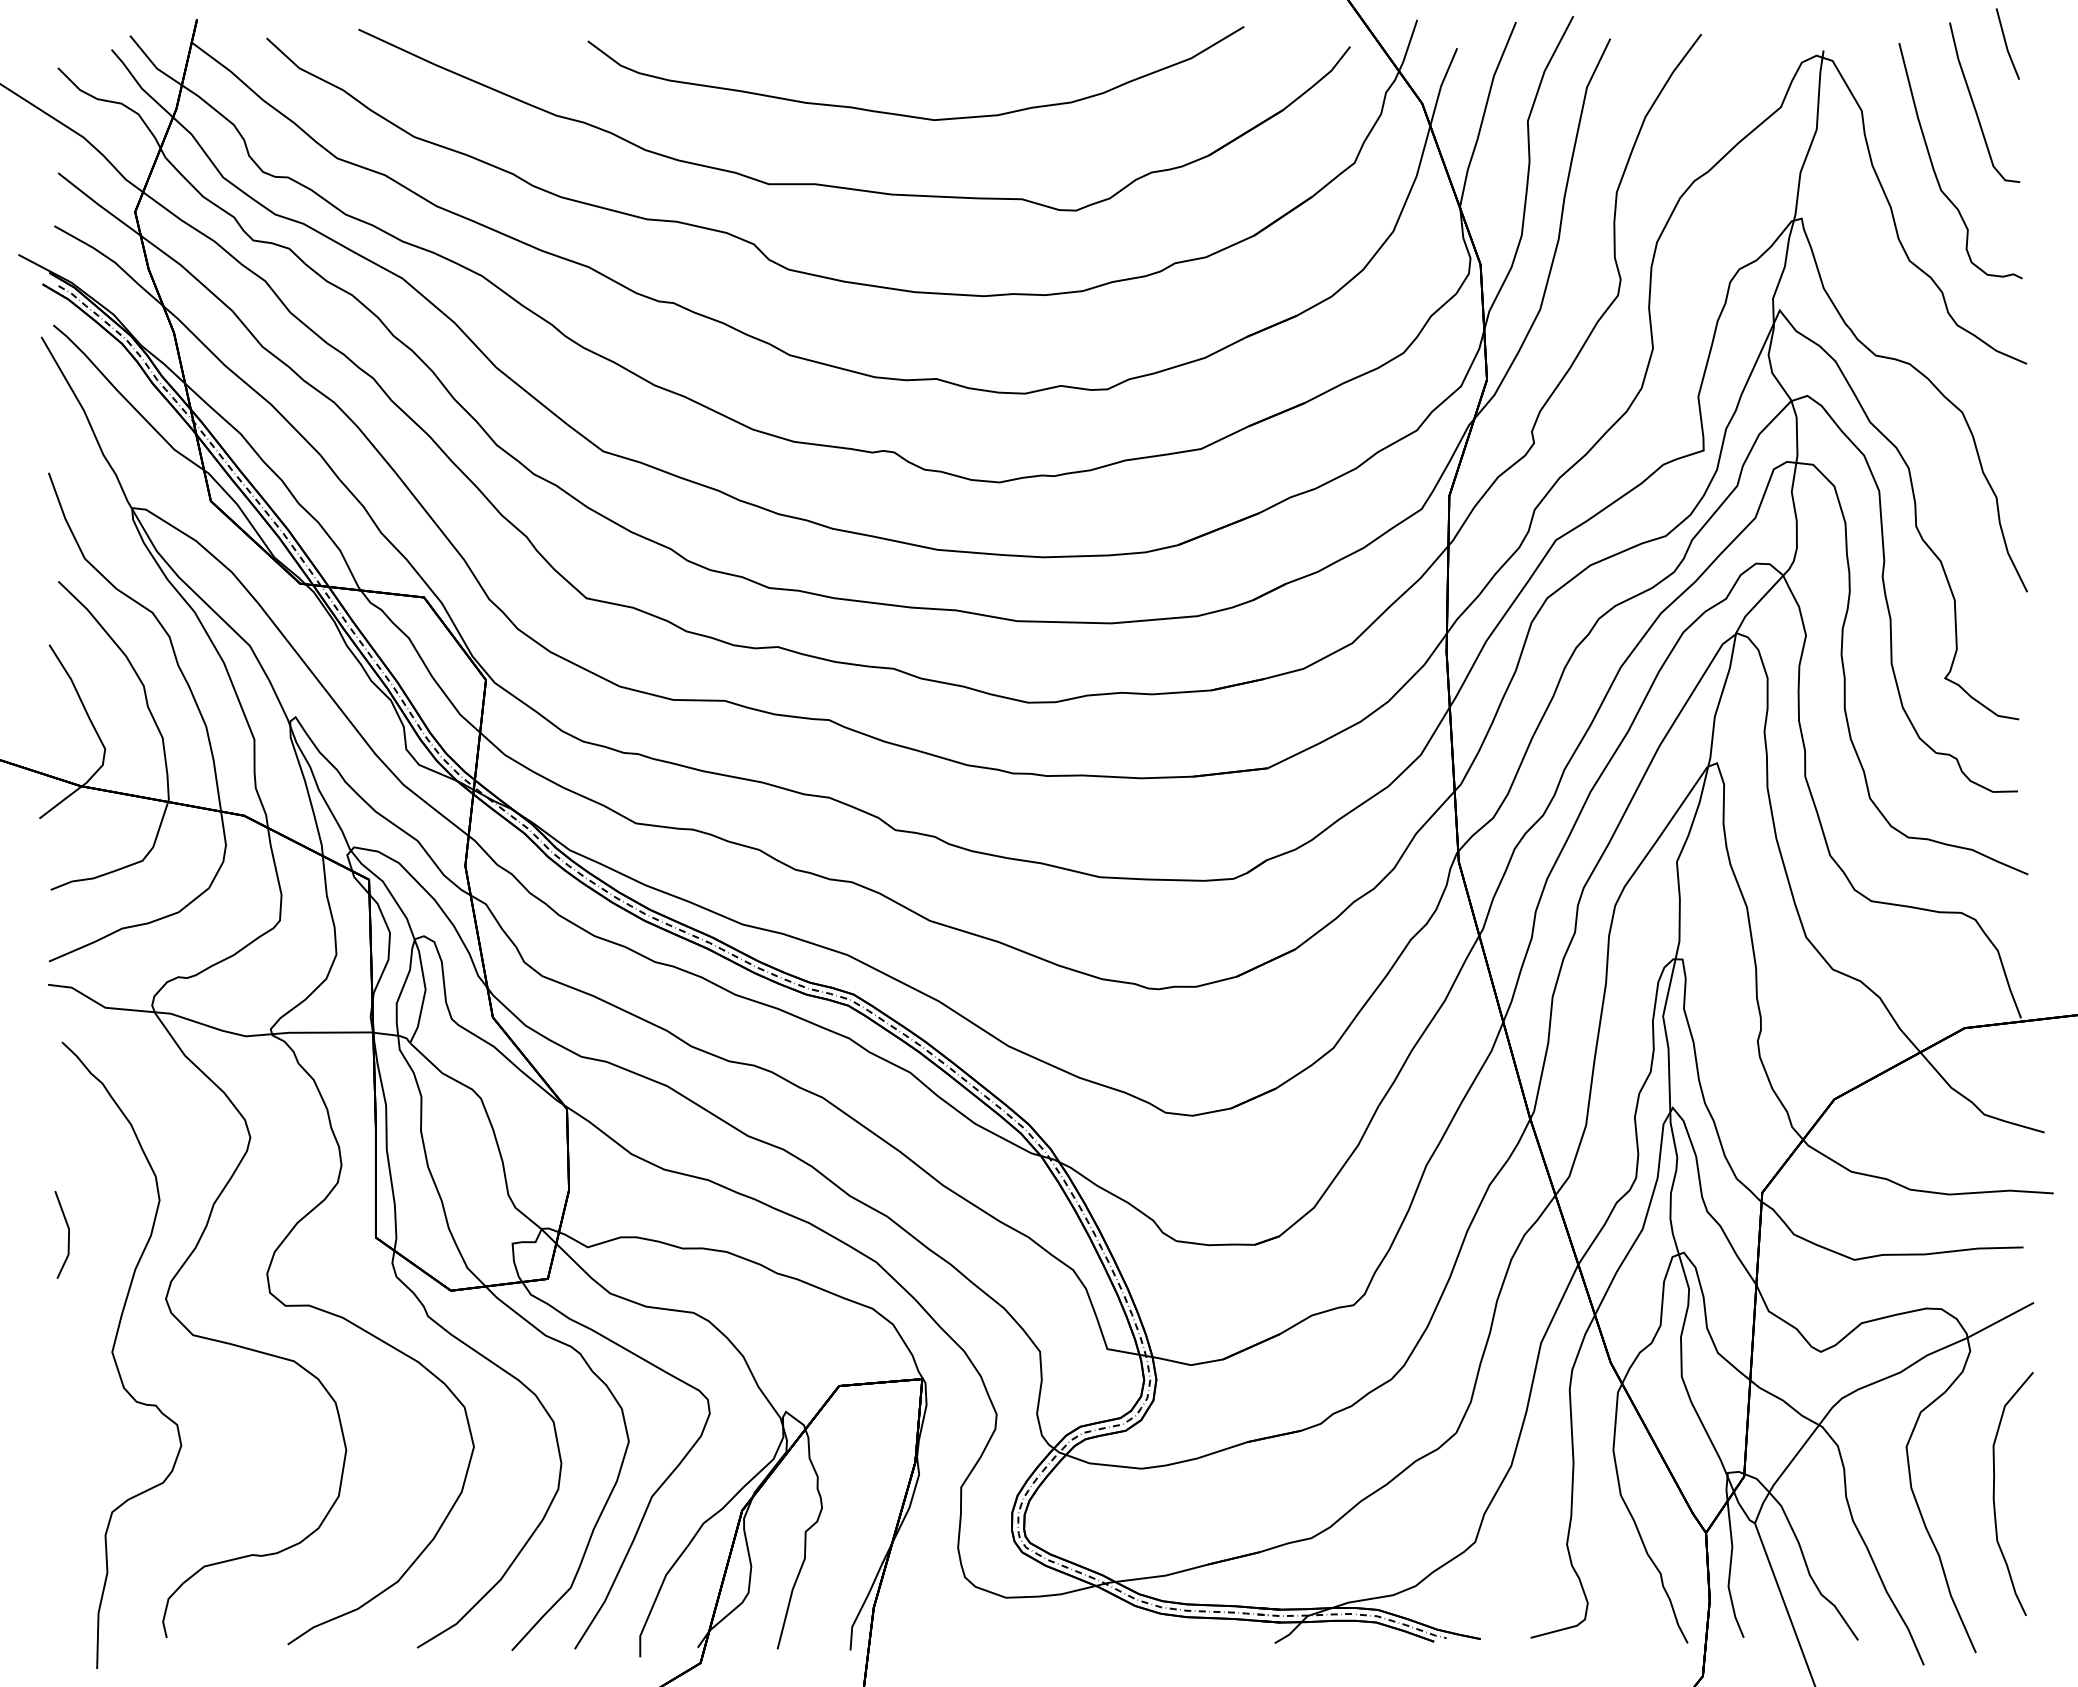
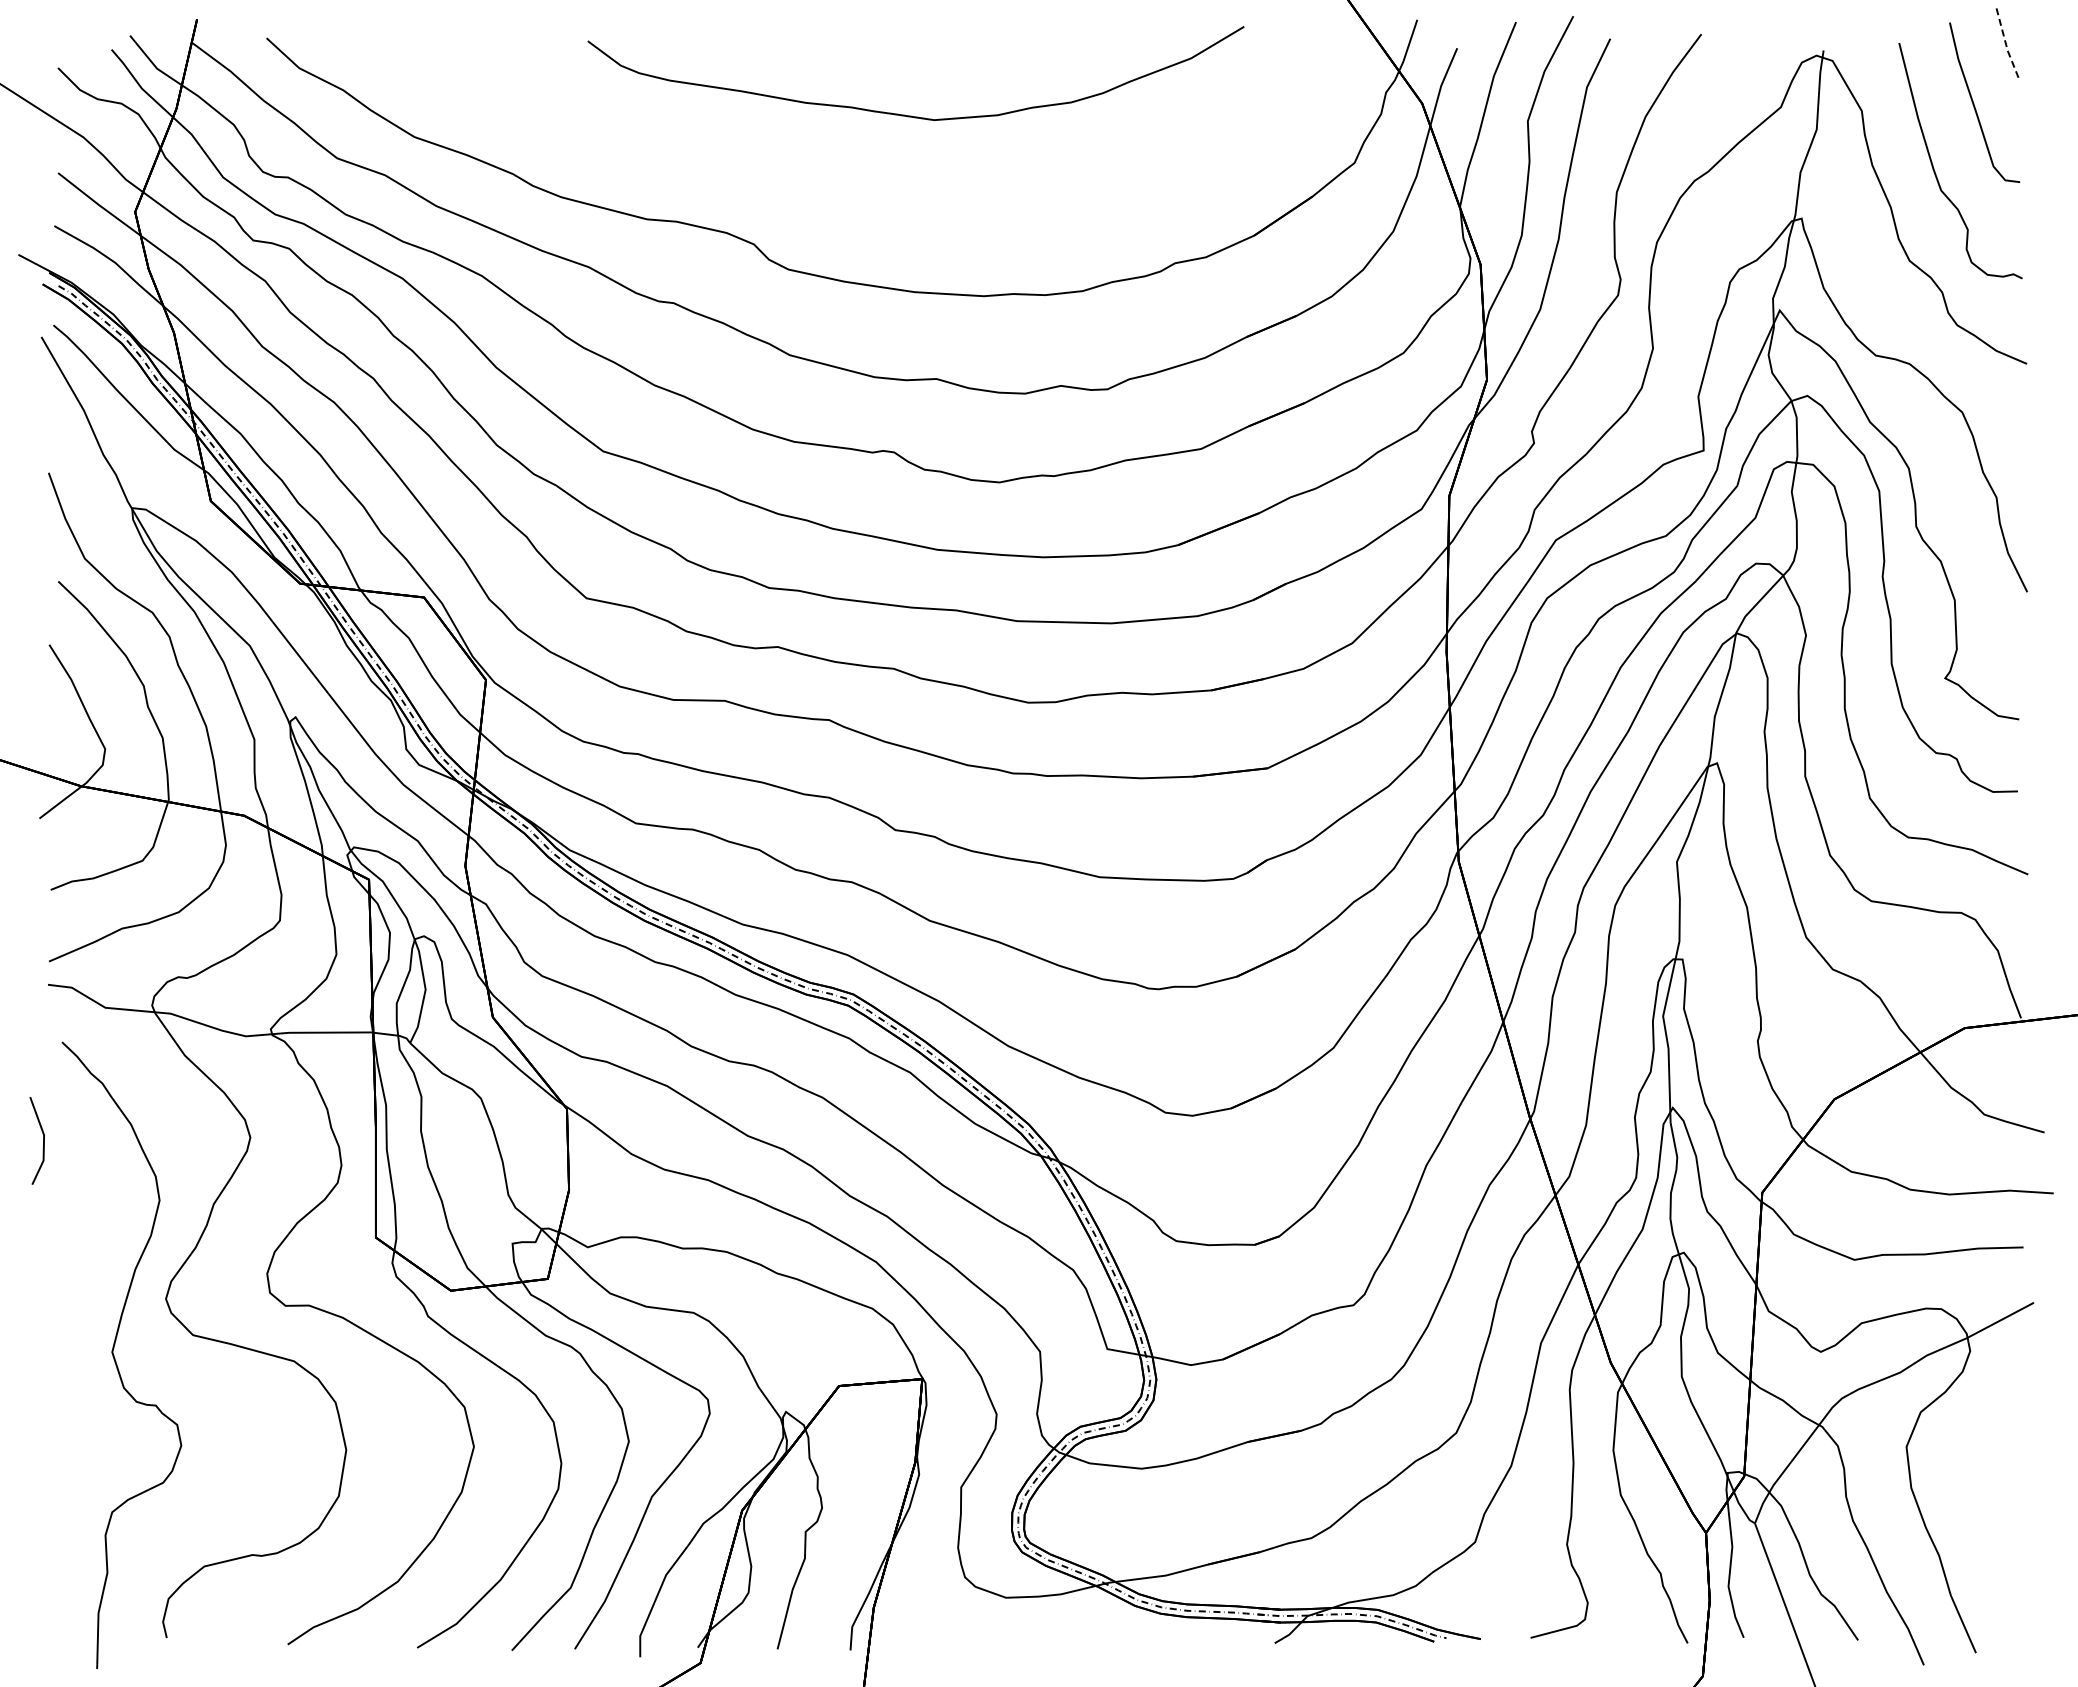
line: solid -> dashed (2006, 45)
part: present -> none (841, 186)
line position: (68, 1234) -> (43, 1140) (43, 1140)
curve: present -> none (1994, 1493)
